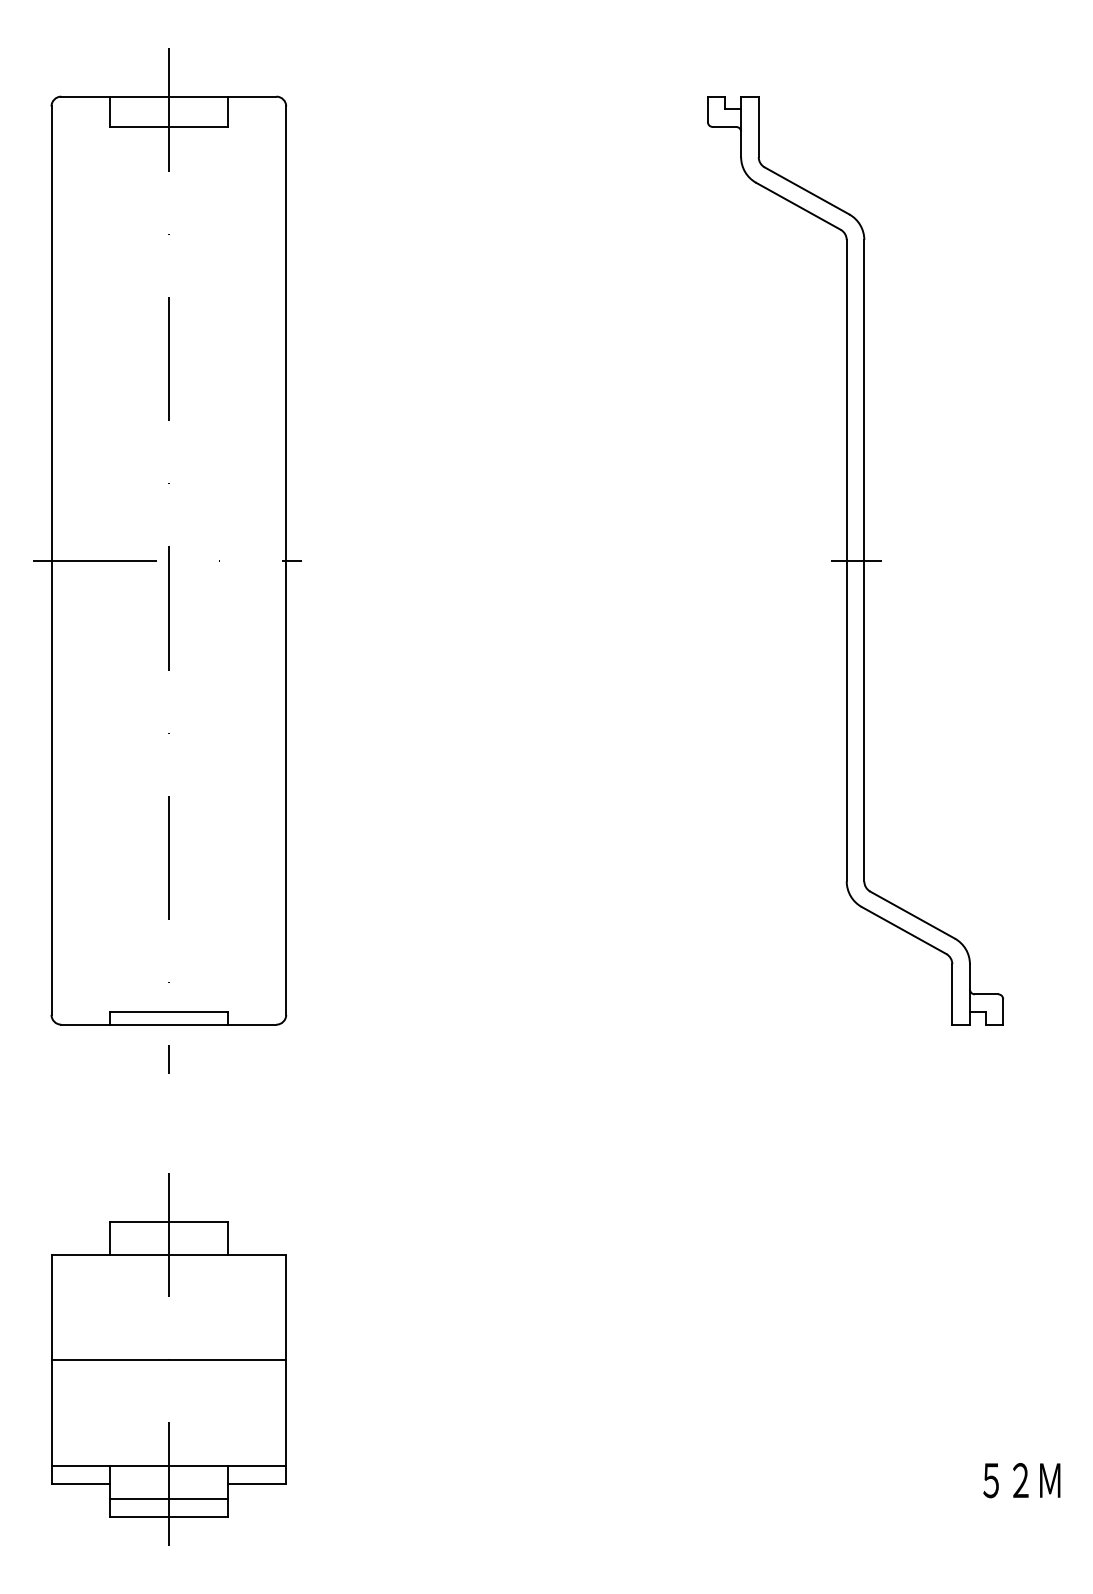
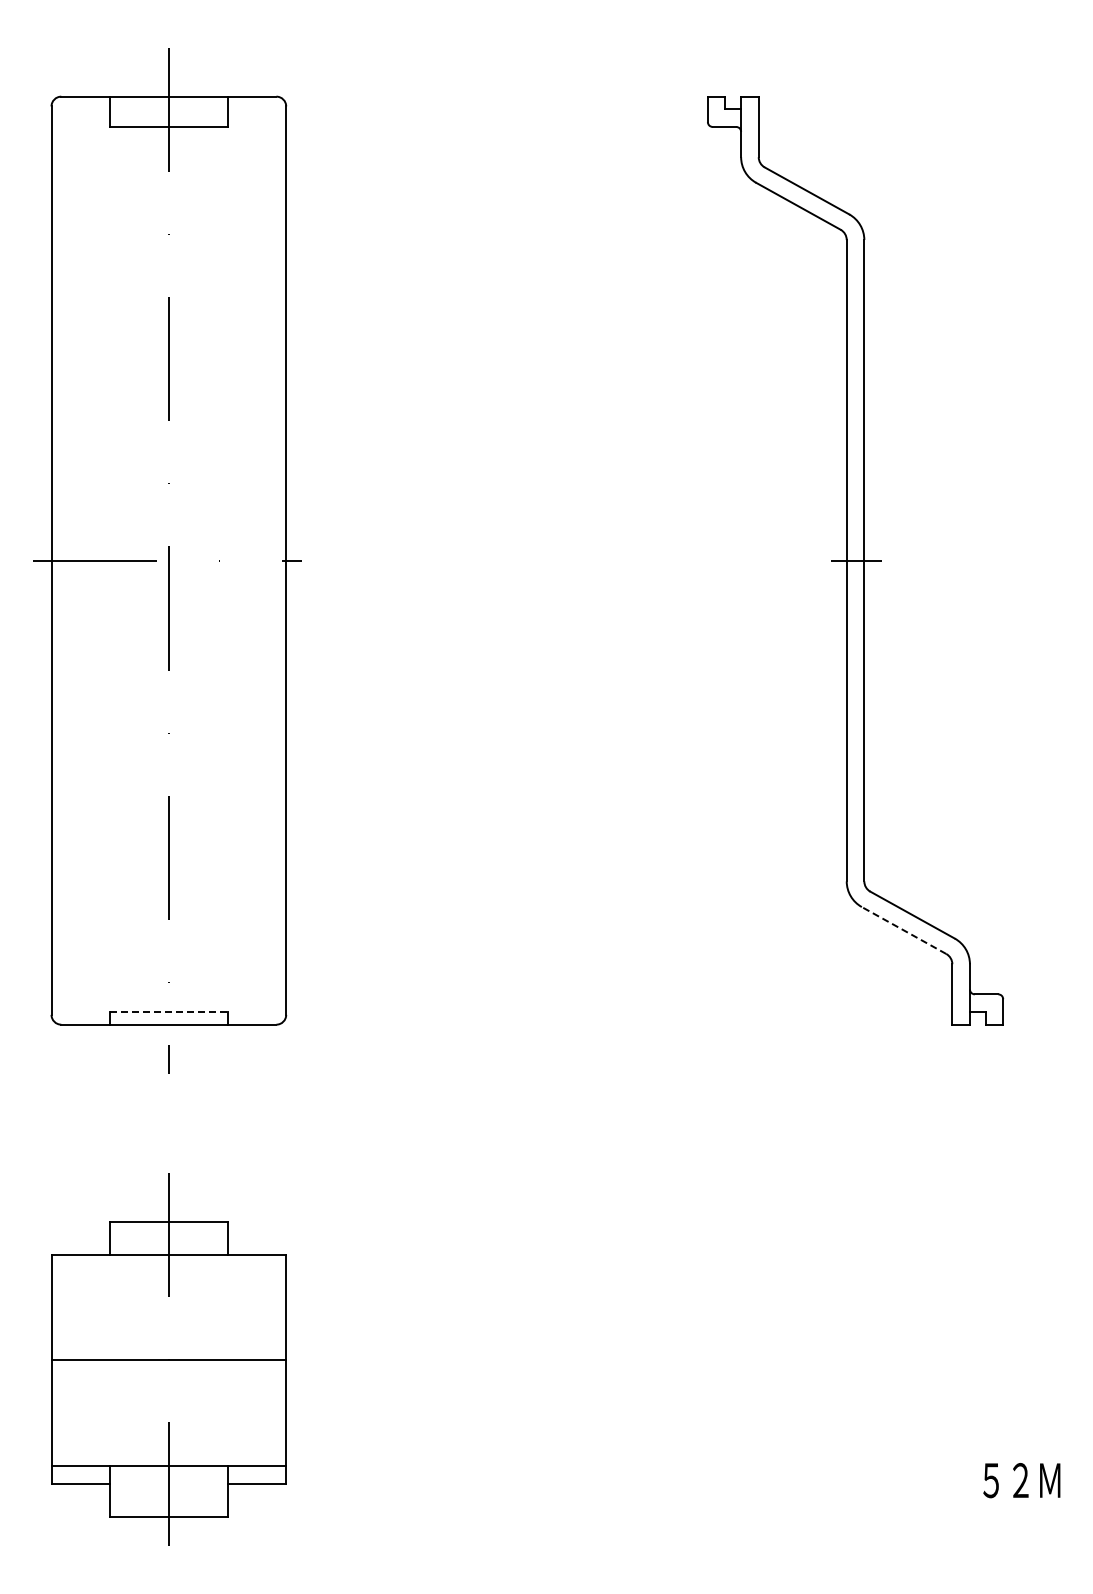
line: solid -> dashed (903, 930)
line: solid -> dashed (168, 1011)
line: present -> none (168, 1499)
